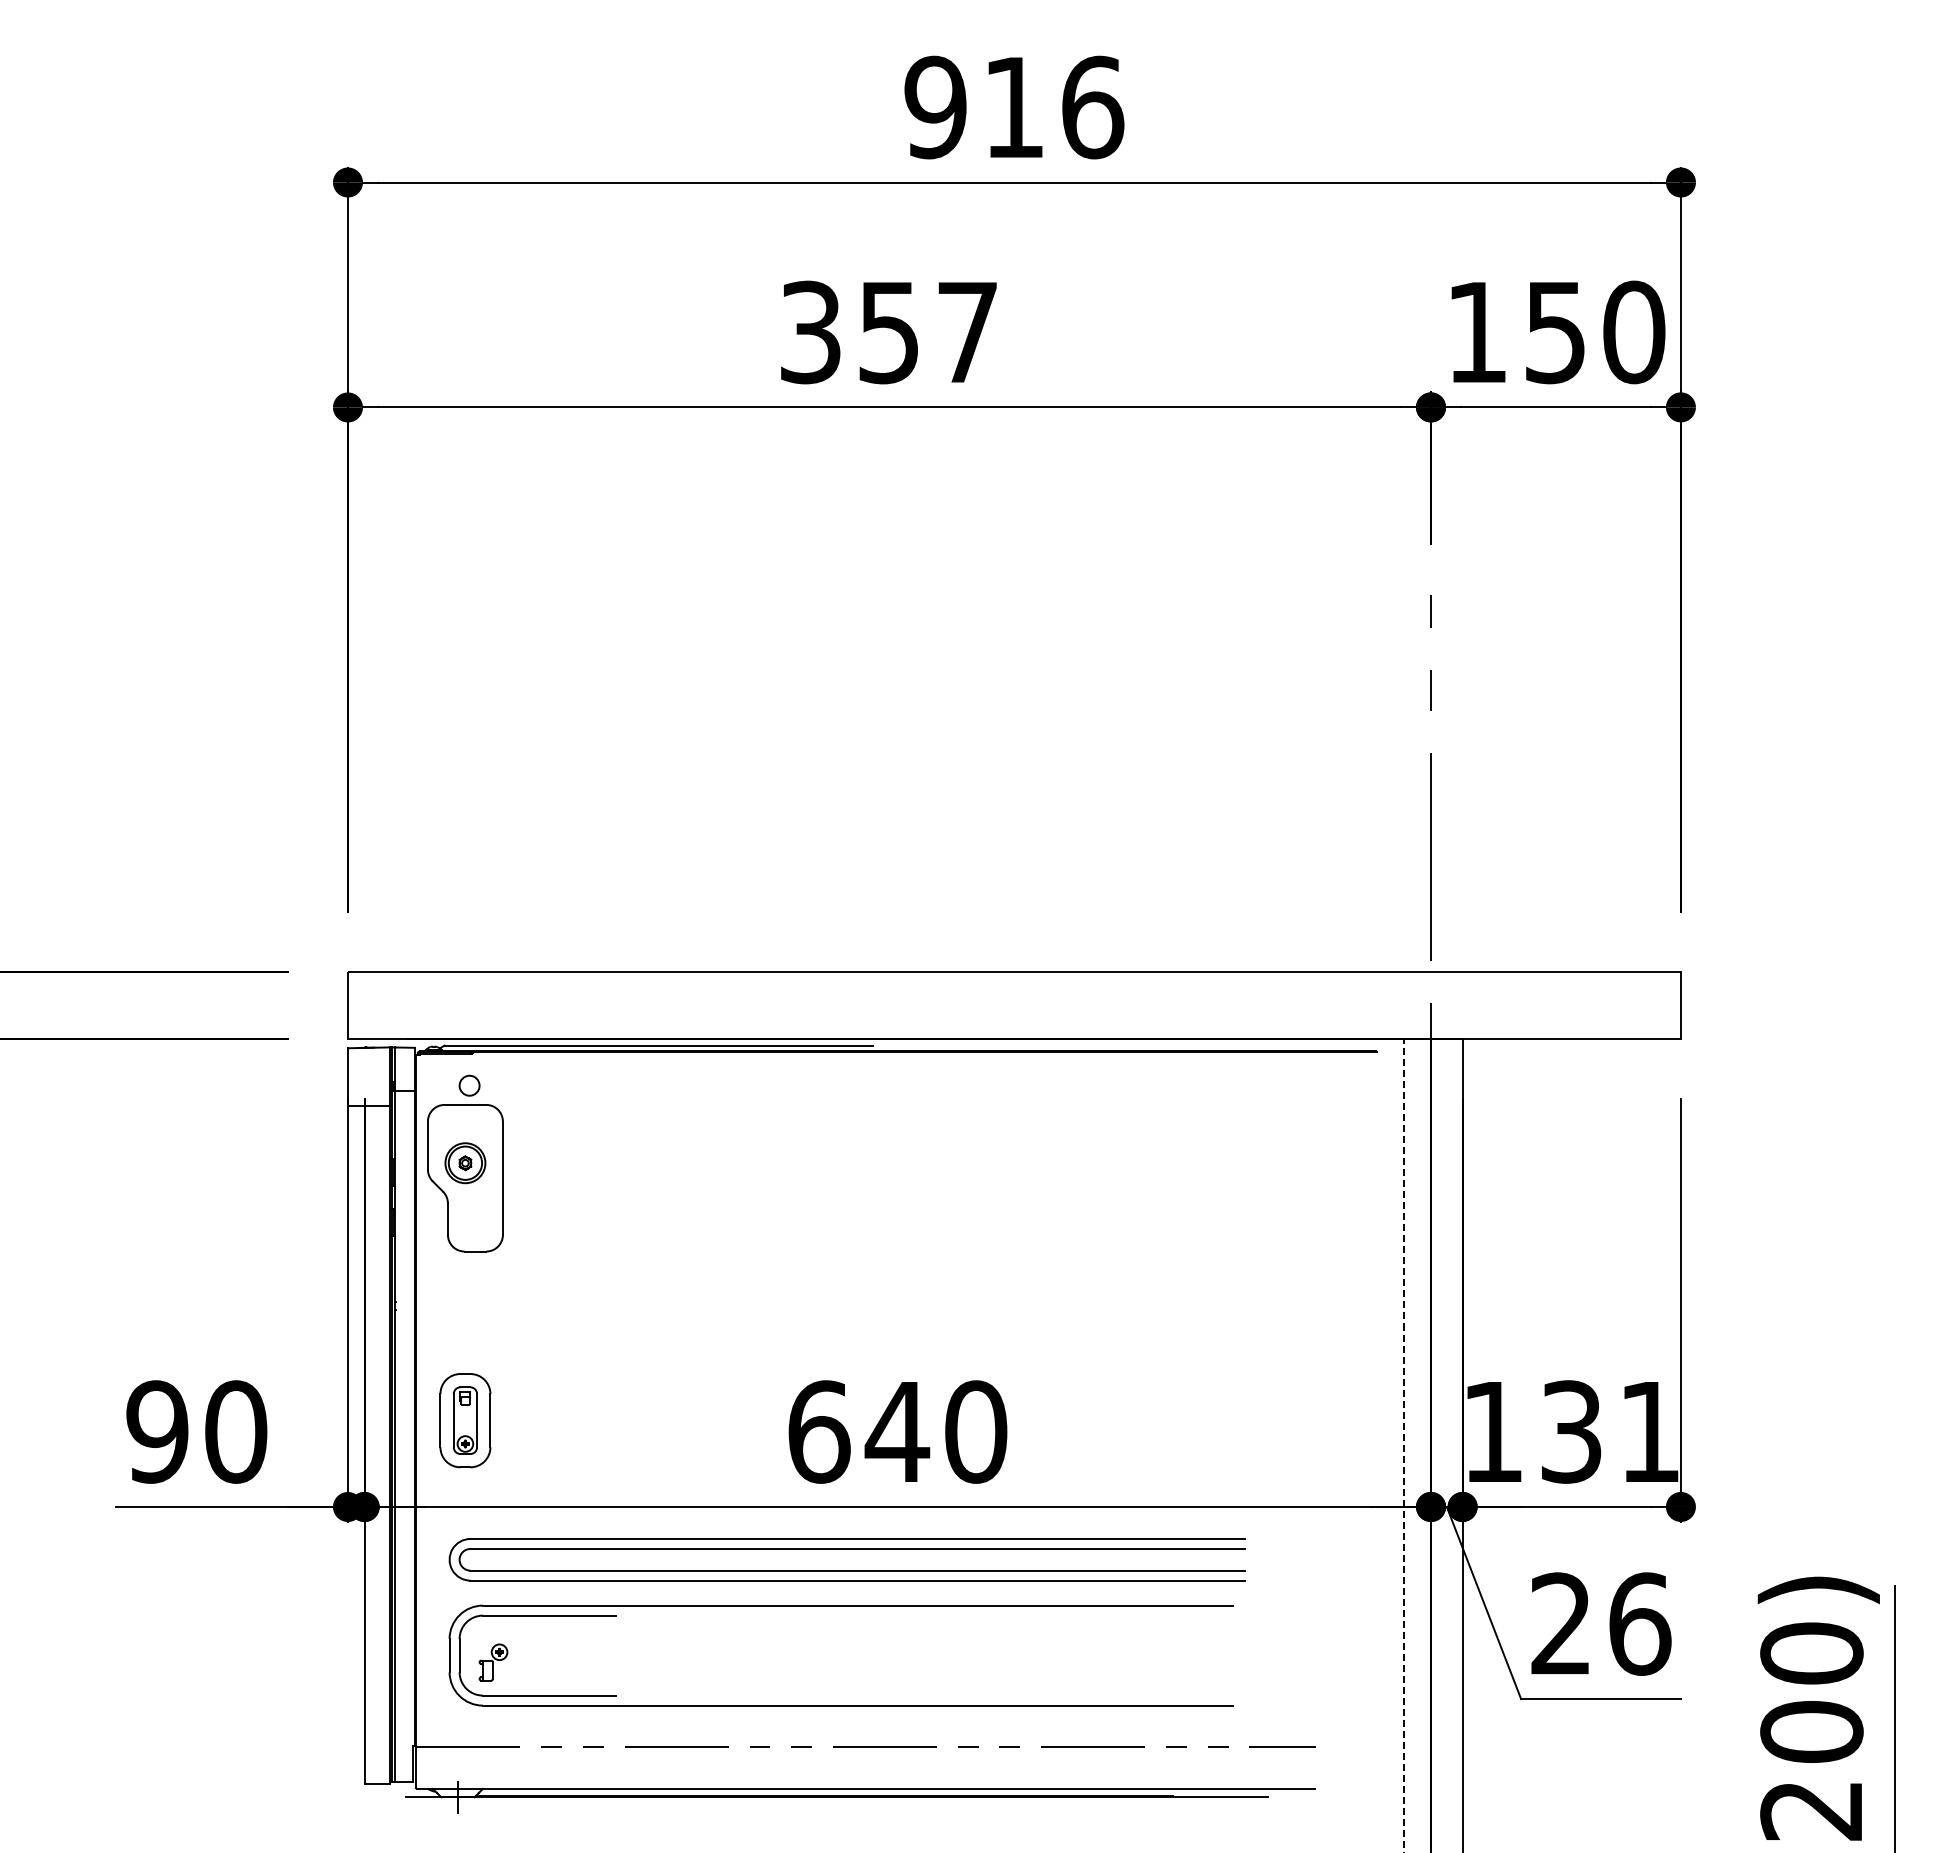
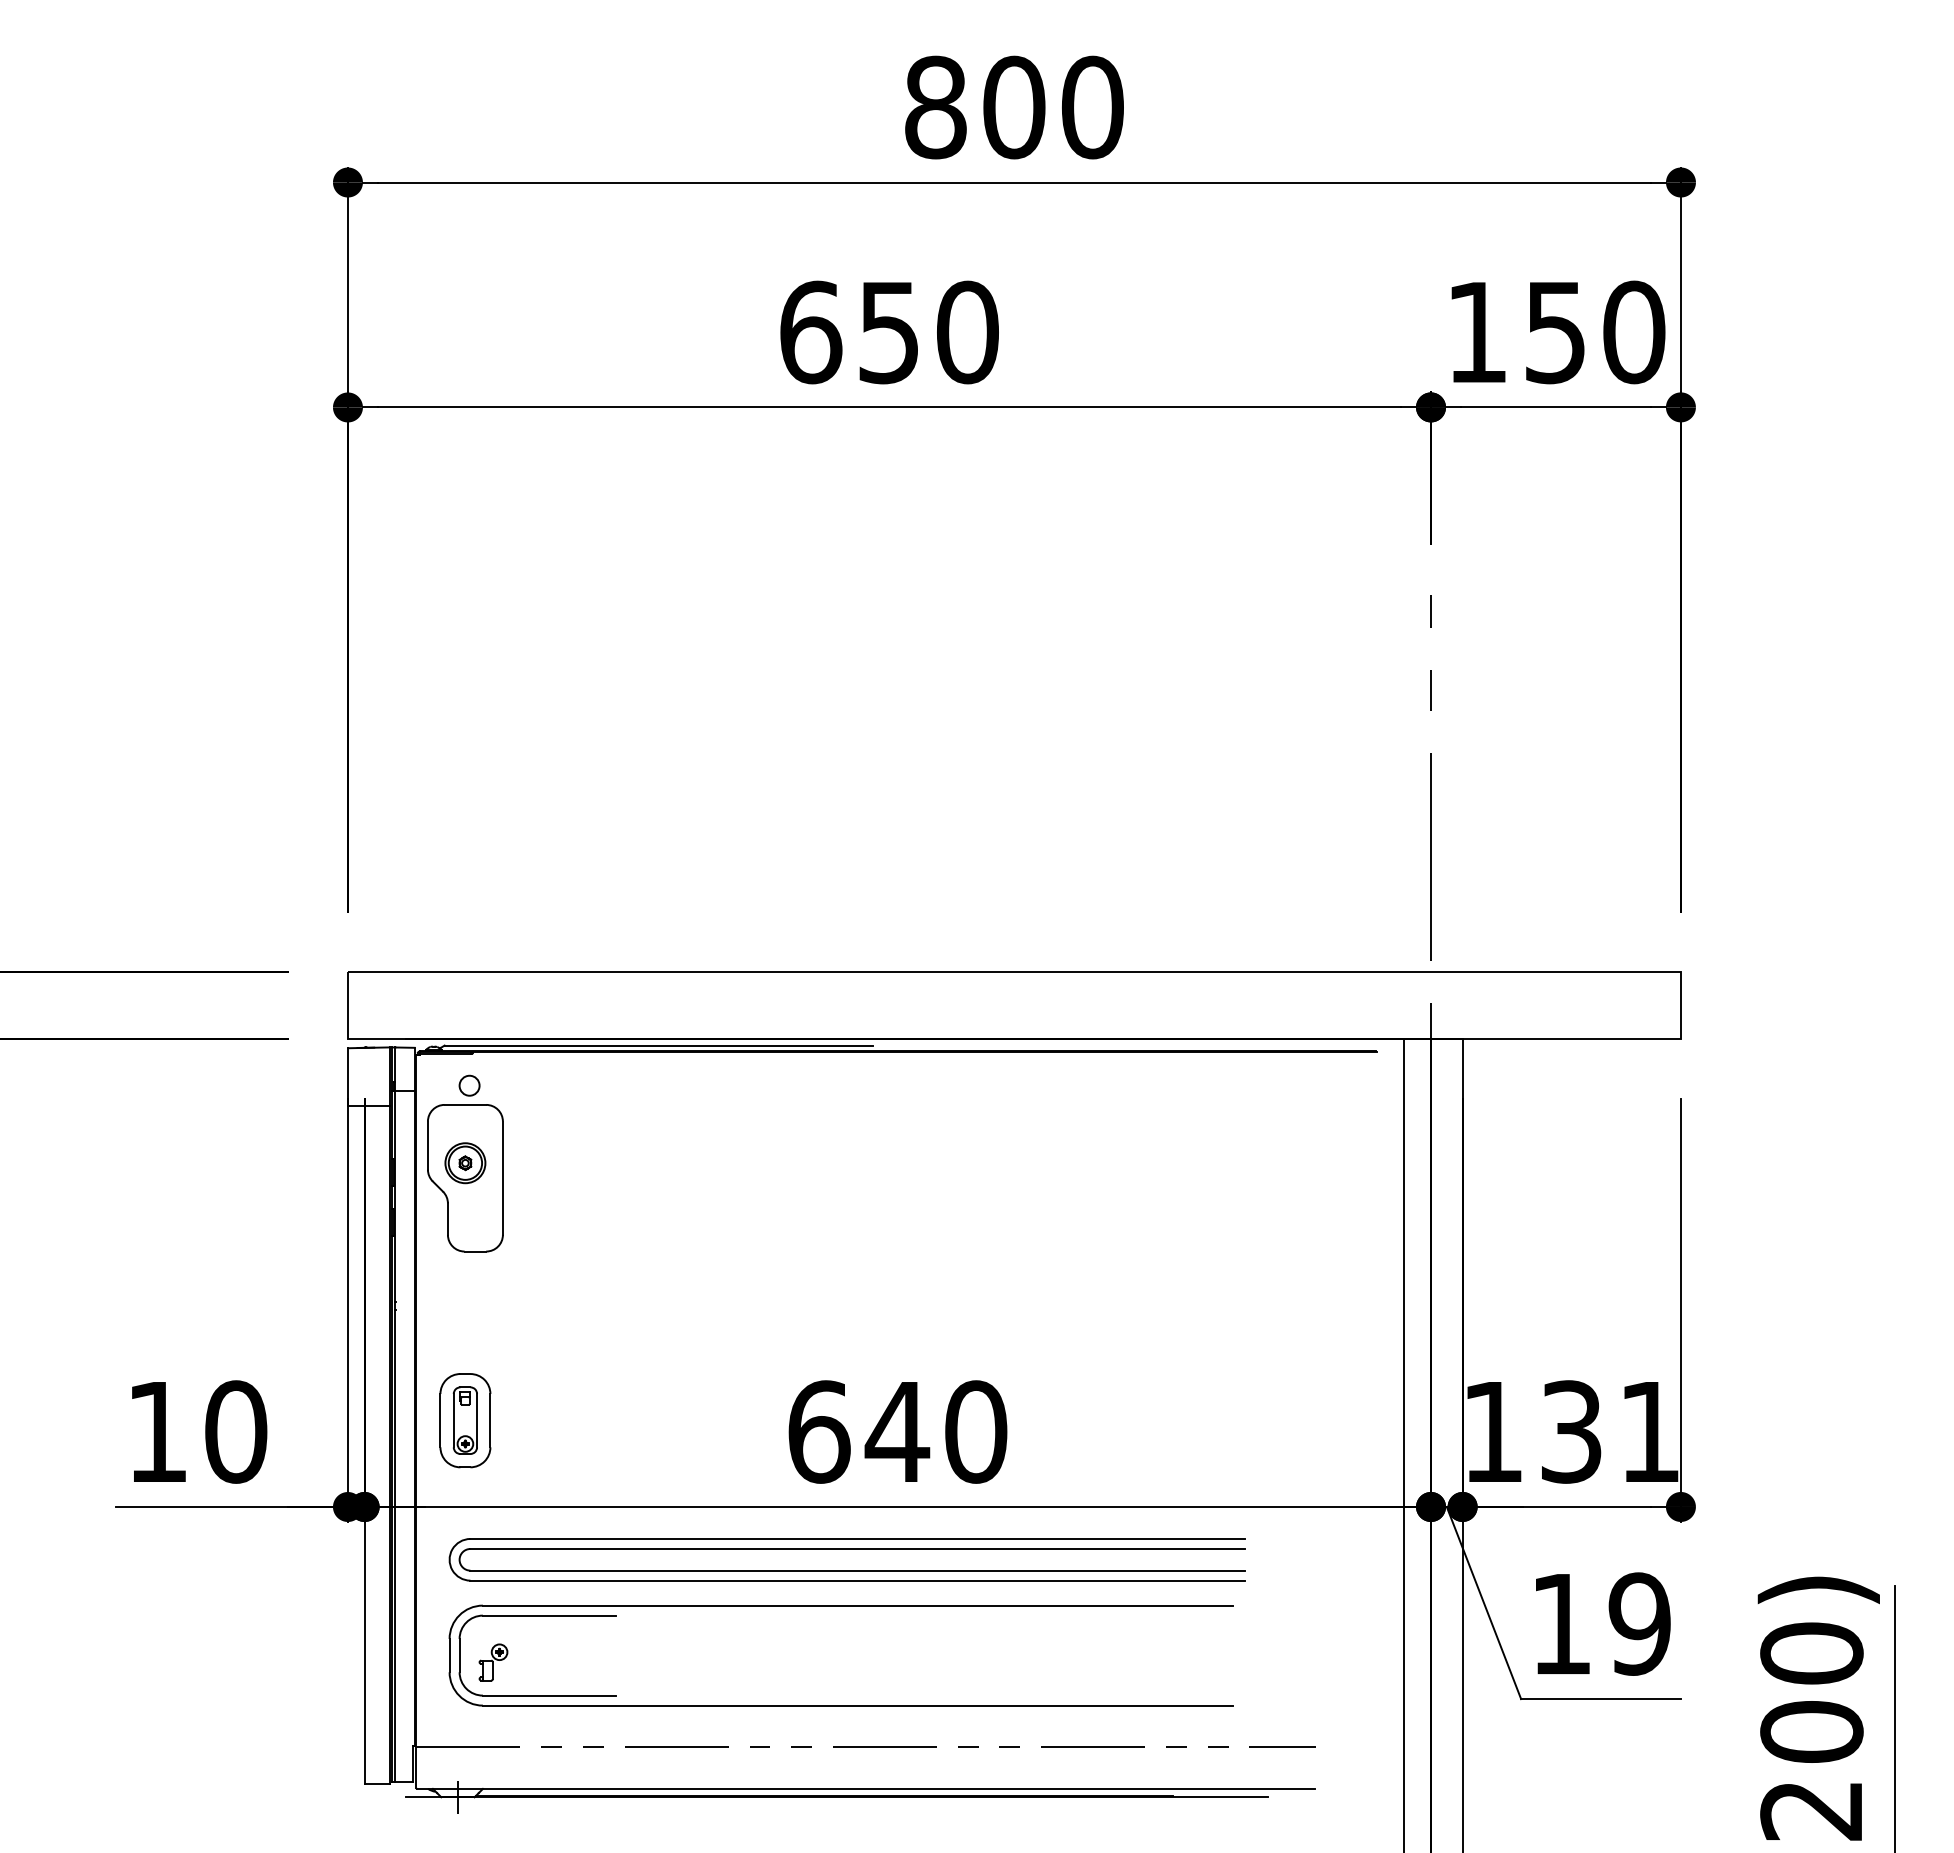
text: 916 -> 800 (1014, 107)
text: 357 -> 650 (889, 332)
text: 90 -> 10 (157, 1431)
line: dashed -> solid (1404, 1445)
text: 26 -> 19 (1601, 1623)
